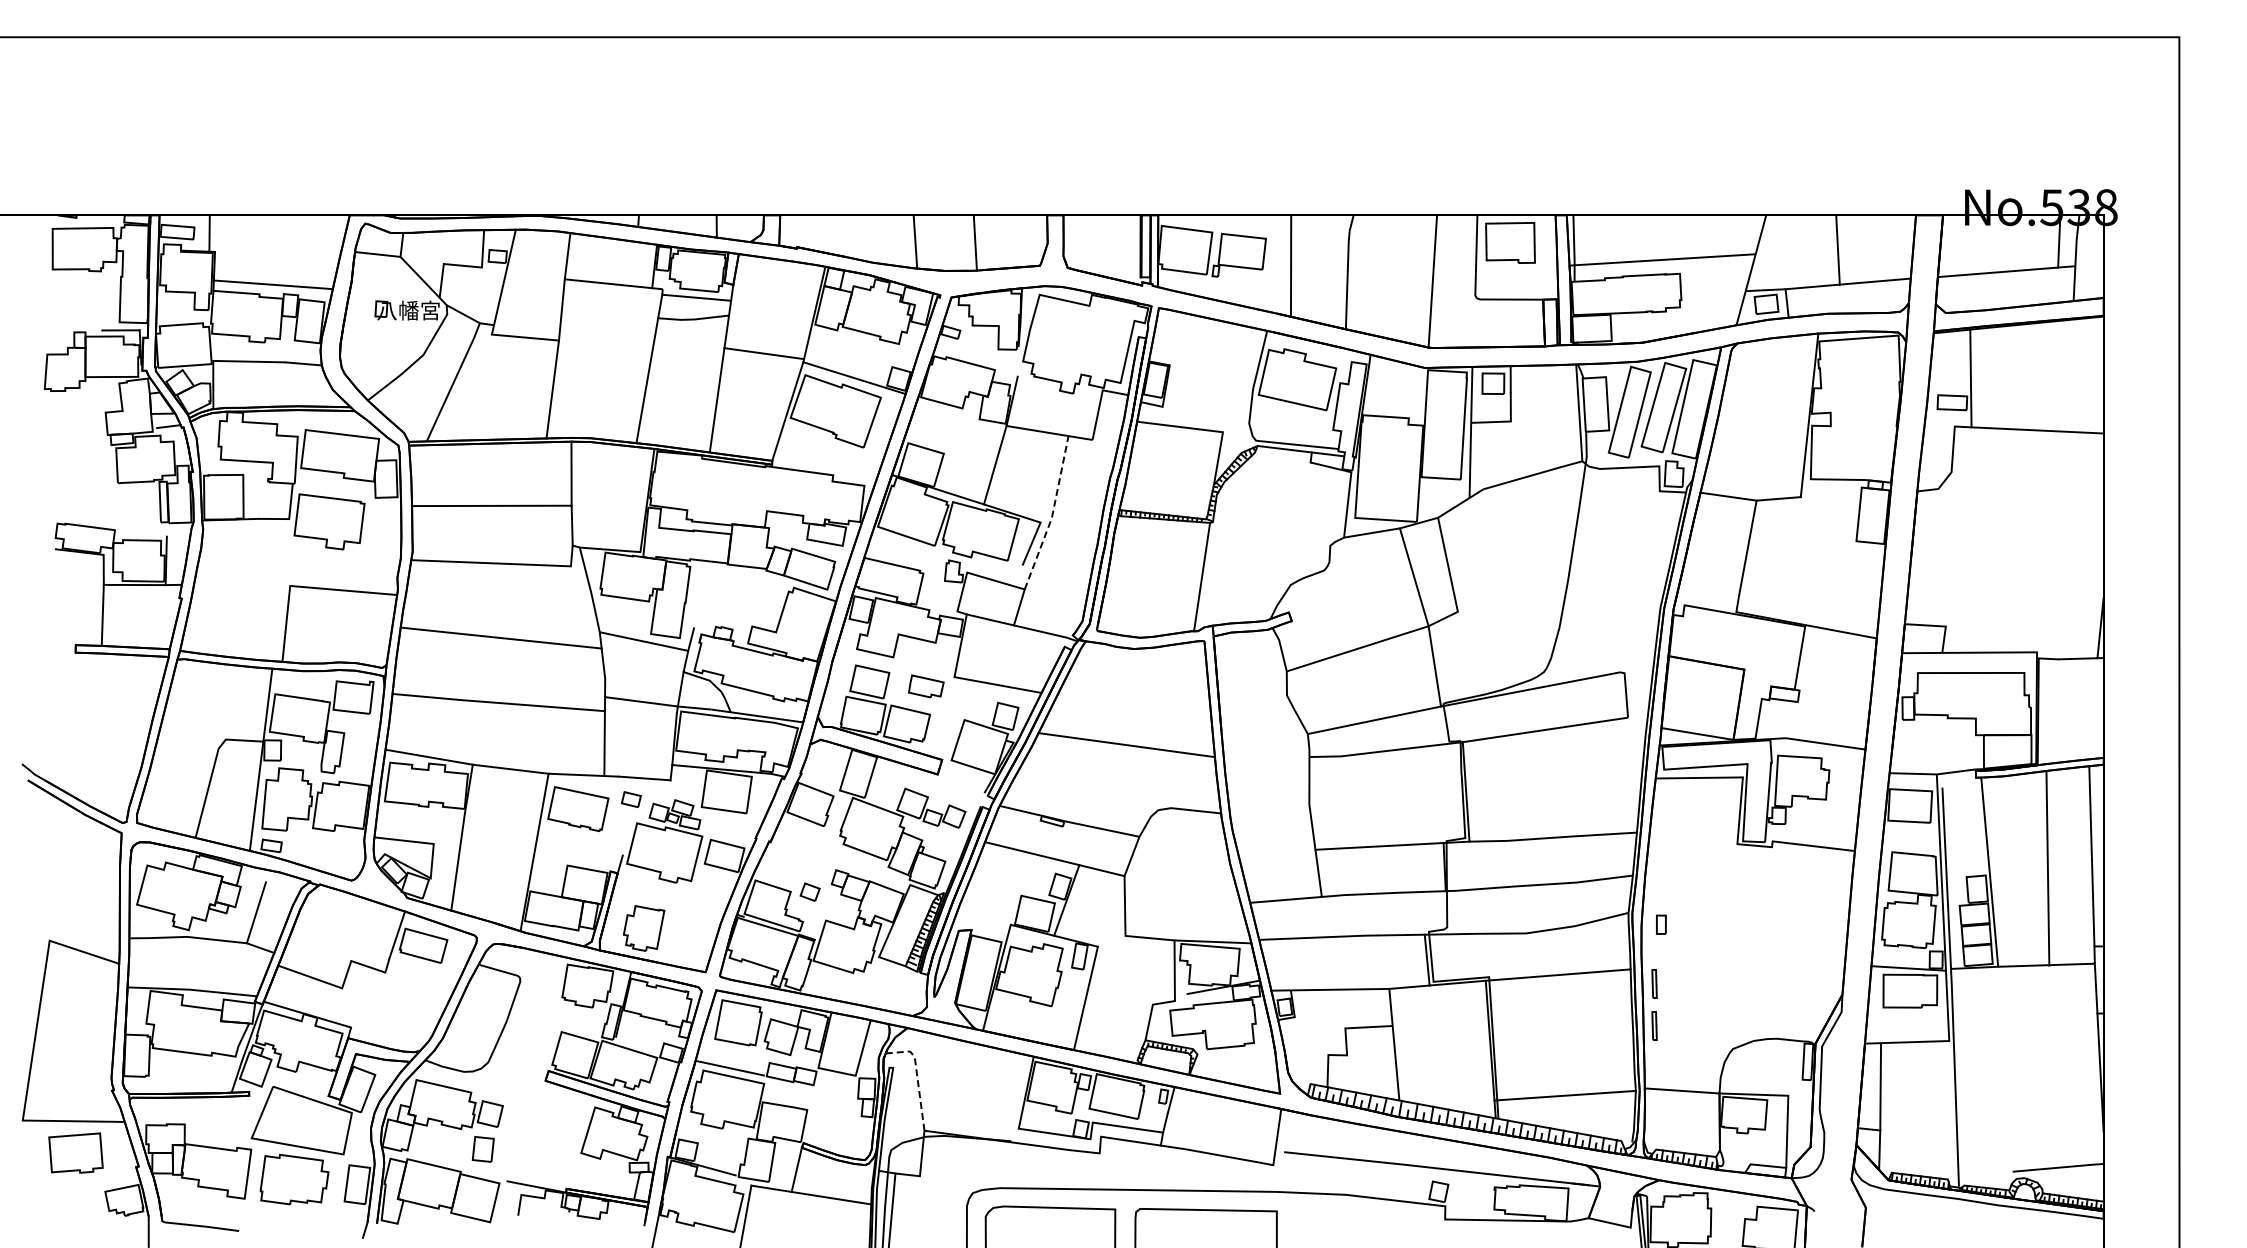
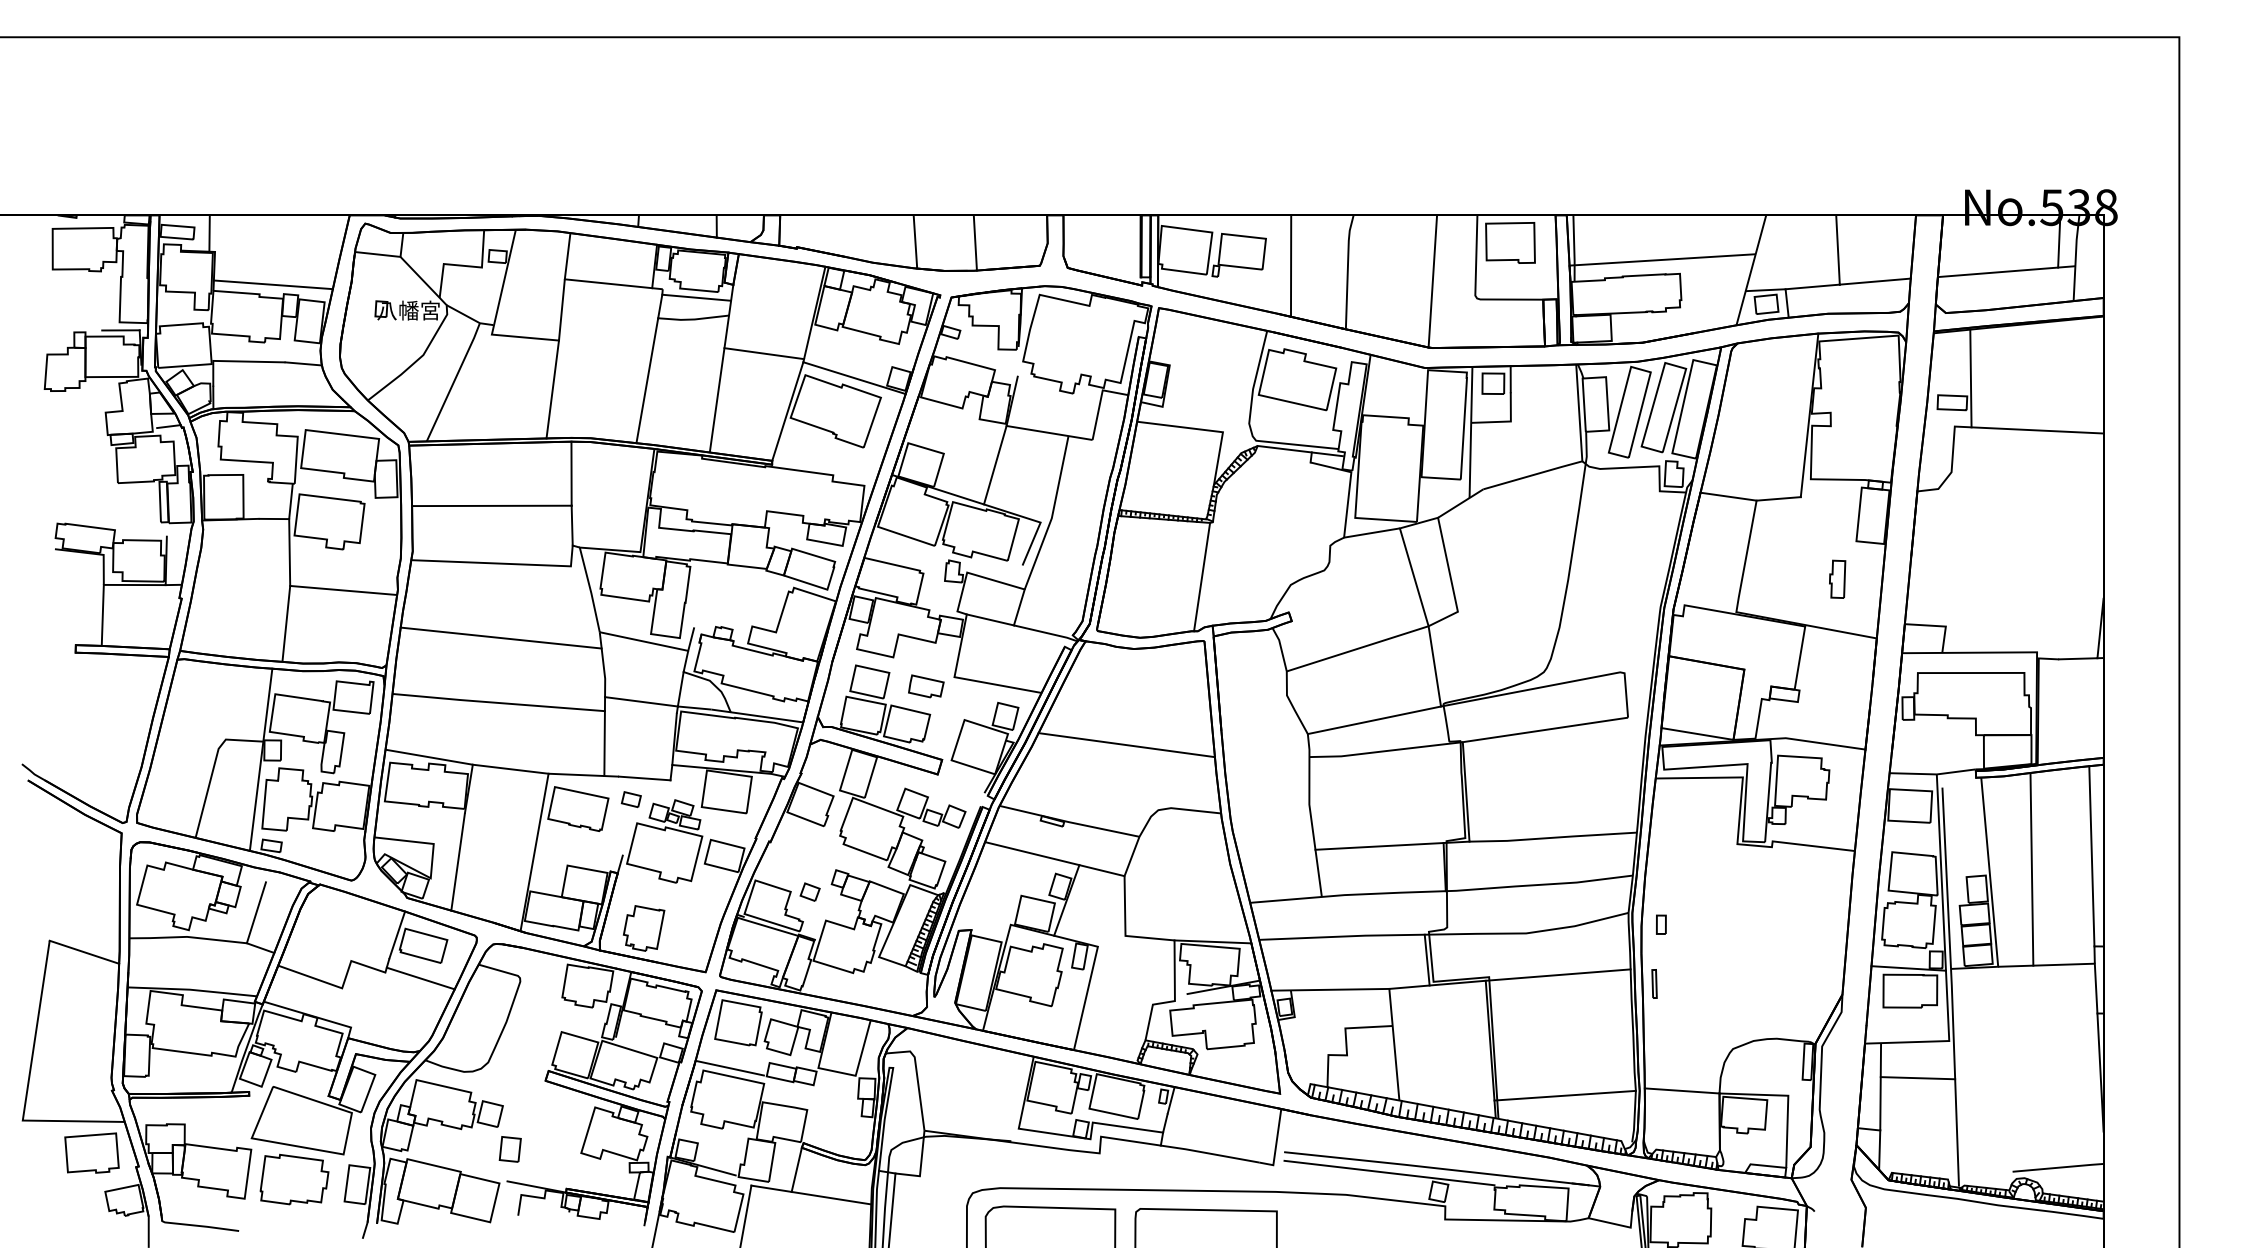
line: dashed -> solid (1052, 515)
line: none -> present (289, 552)
part: none -> present (1837, 578)
line position: (2047, 868) -> (2031, 868) (2031, 868)
line: none -> present (420, 978)
part: present -> none (1654, 1025)
line: dashed -> solid (917, 1076)
line: none -> present (1917, 1078)
part position: (482, 1149) -> (509, 1149) (509, 1149)
part position: (75, 1152) -> (91, 1152) (91, 1152)
line: none -> present (1389, 1172)
